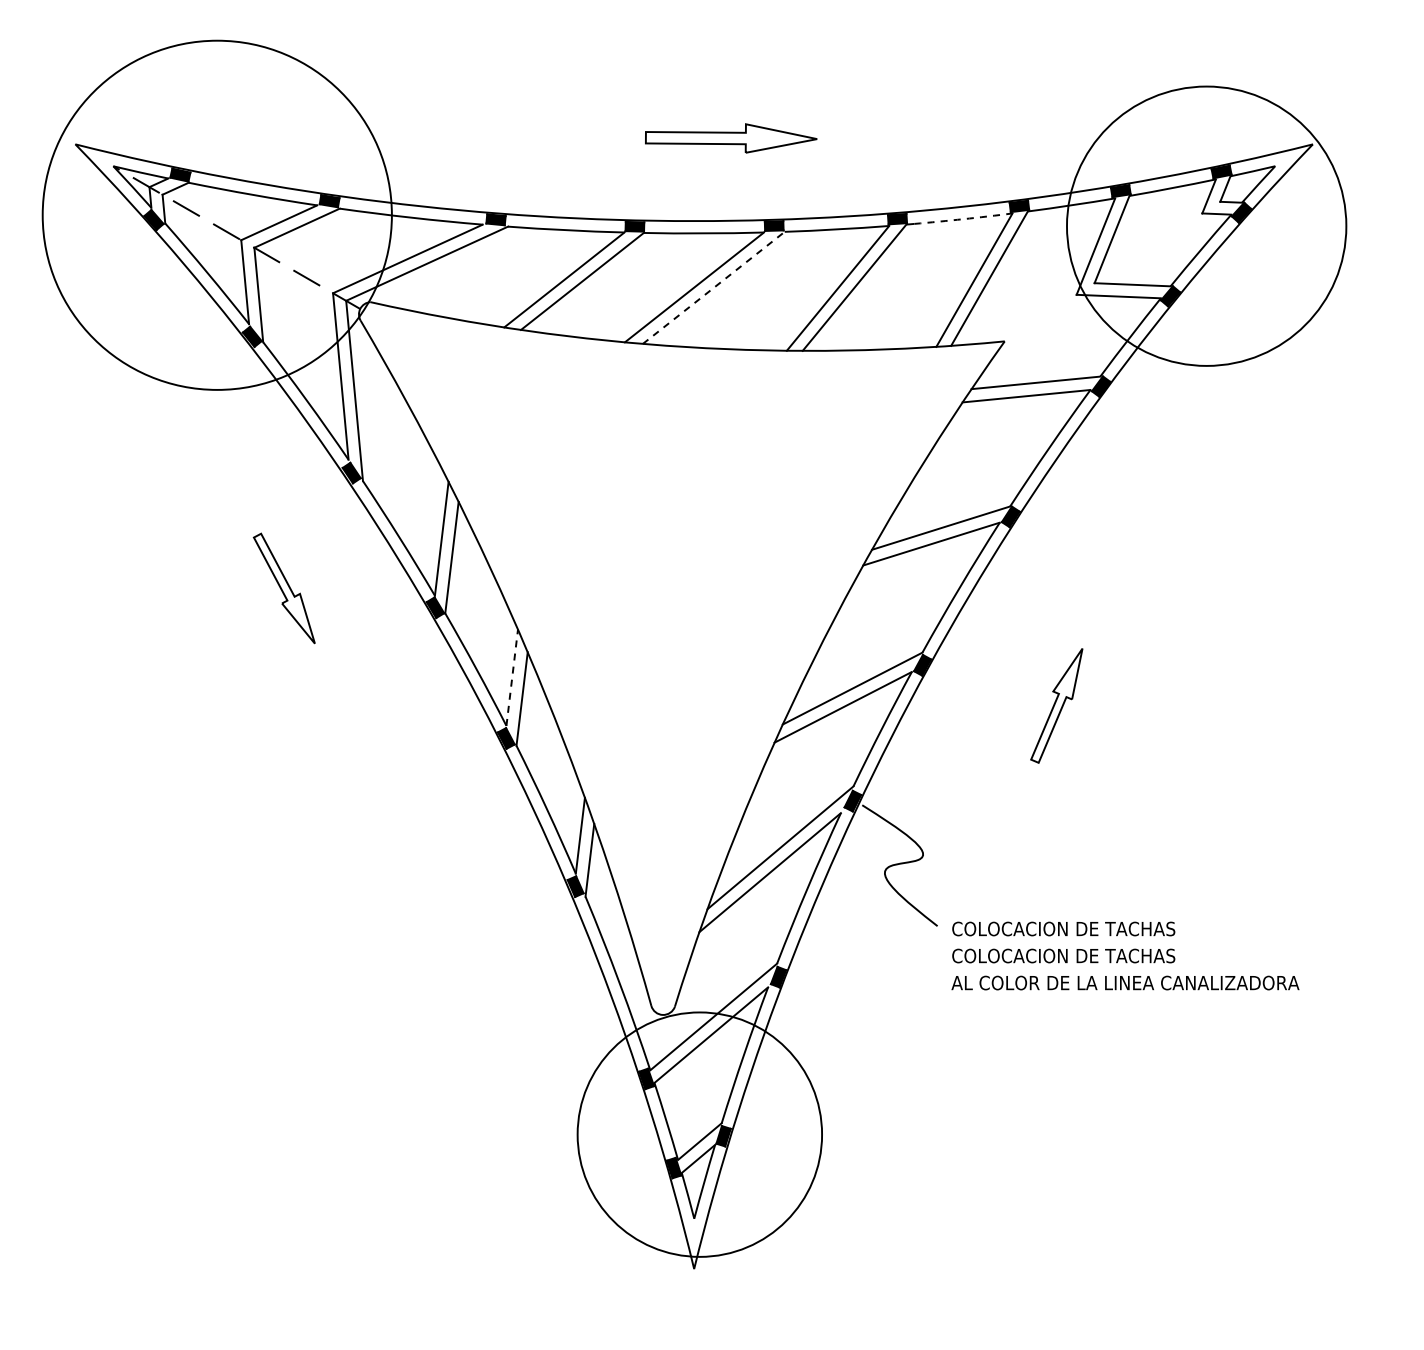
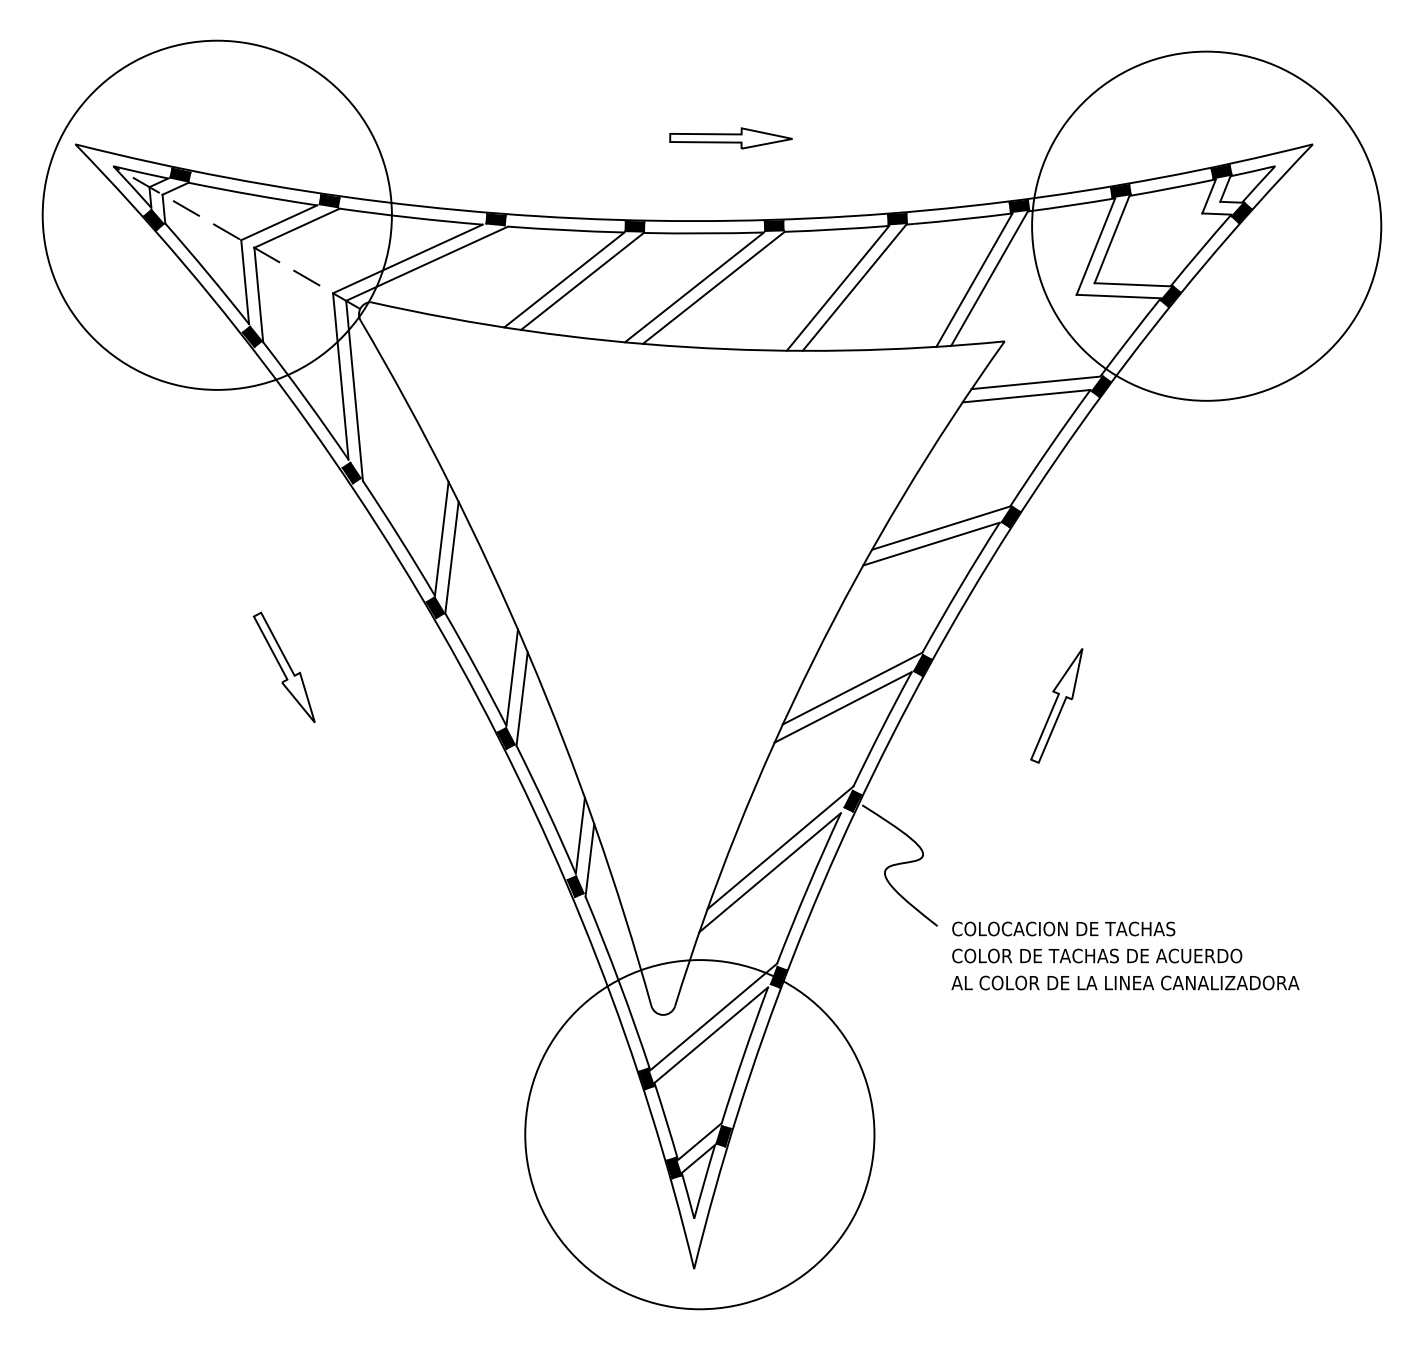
part size: 173x31 px -> 124x23 px (730, 138)
line: dashed -> solid (963, 219)
circle diameter: 279 px -> 349 px (1206, 225)
line: dashed -> solid (714, 287)
part position: (283, 588) -> (283, 667) (283, 667)
line: dashed -> solid (512, 677)
text: COLOCACION DE TACHAS -> COLOR DE TACHAS DE ACUERDO (1121, 955)
circle diameter: 244 px -> 349 px (699, 1134)
